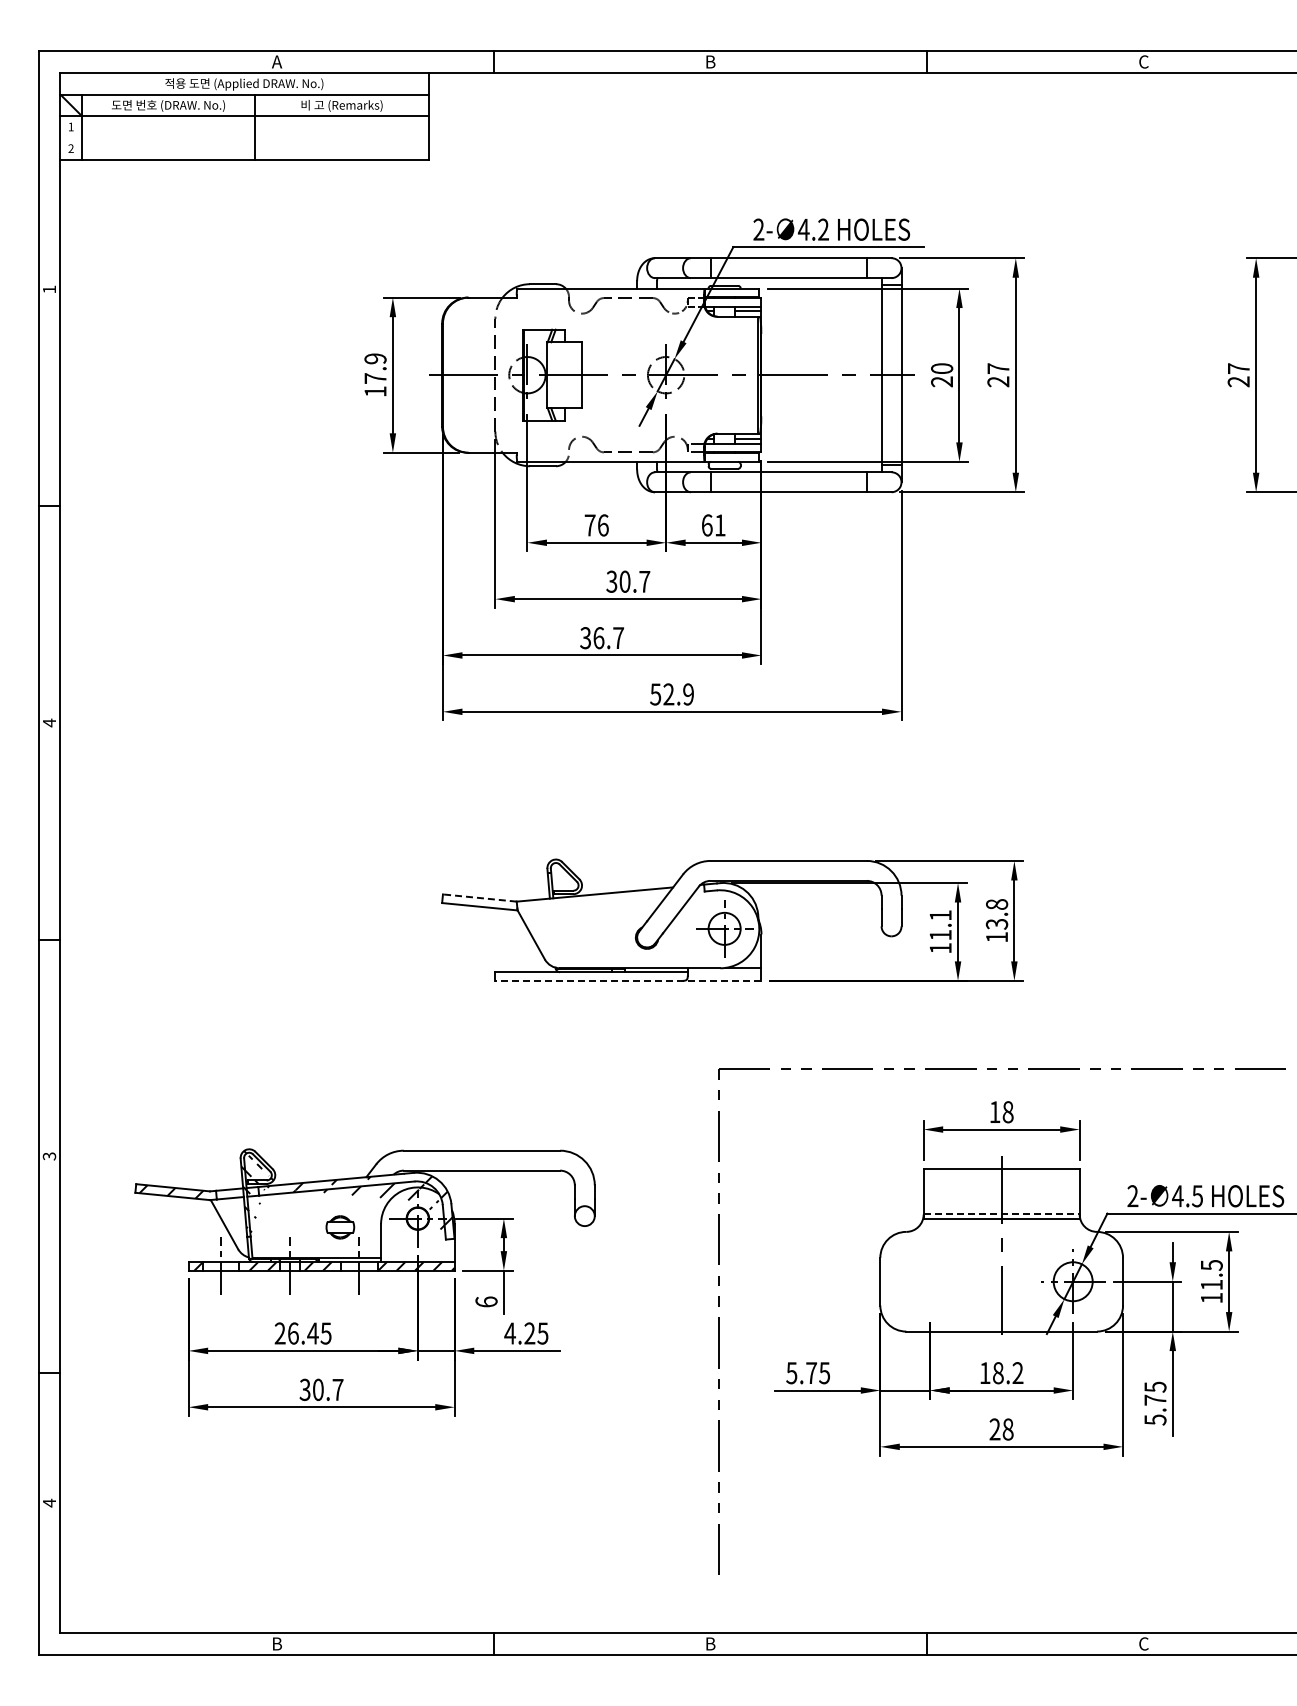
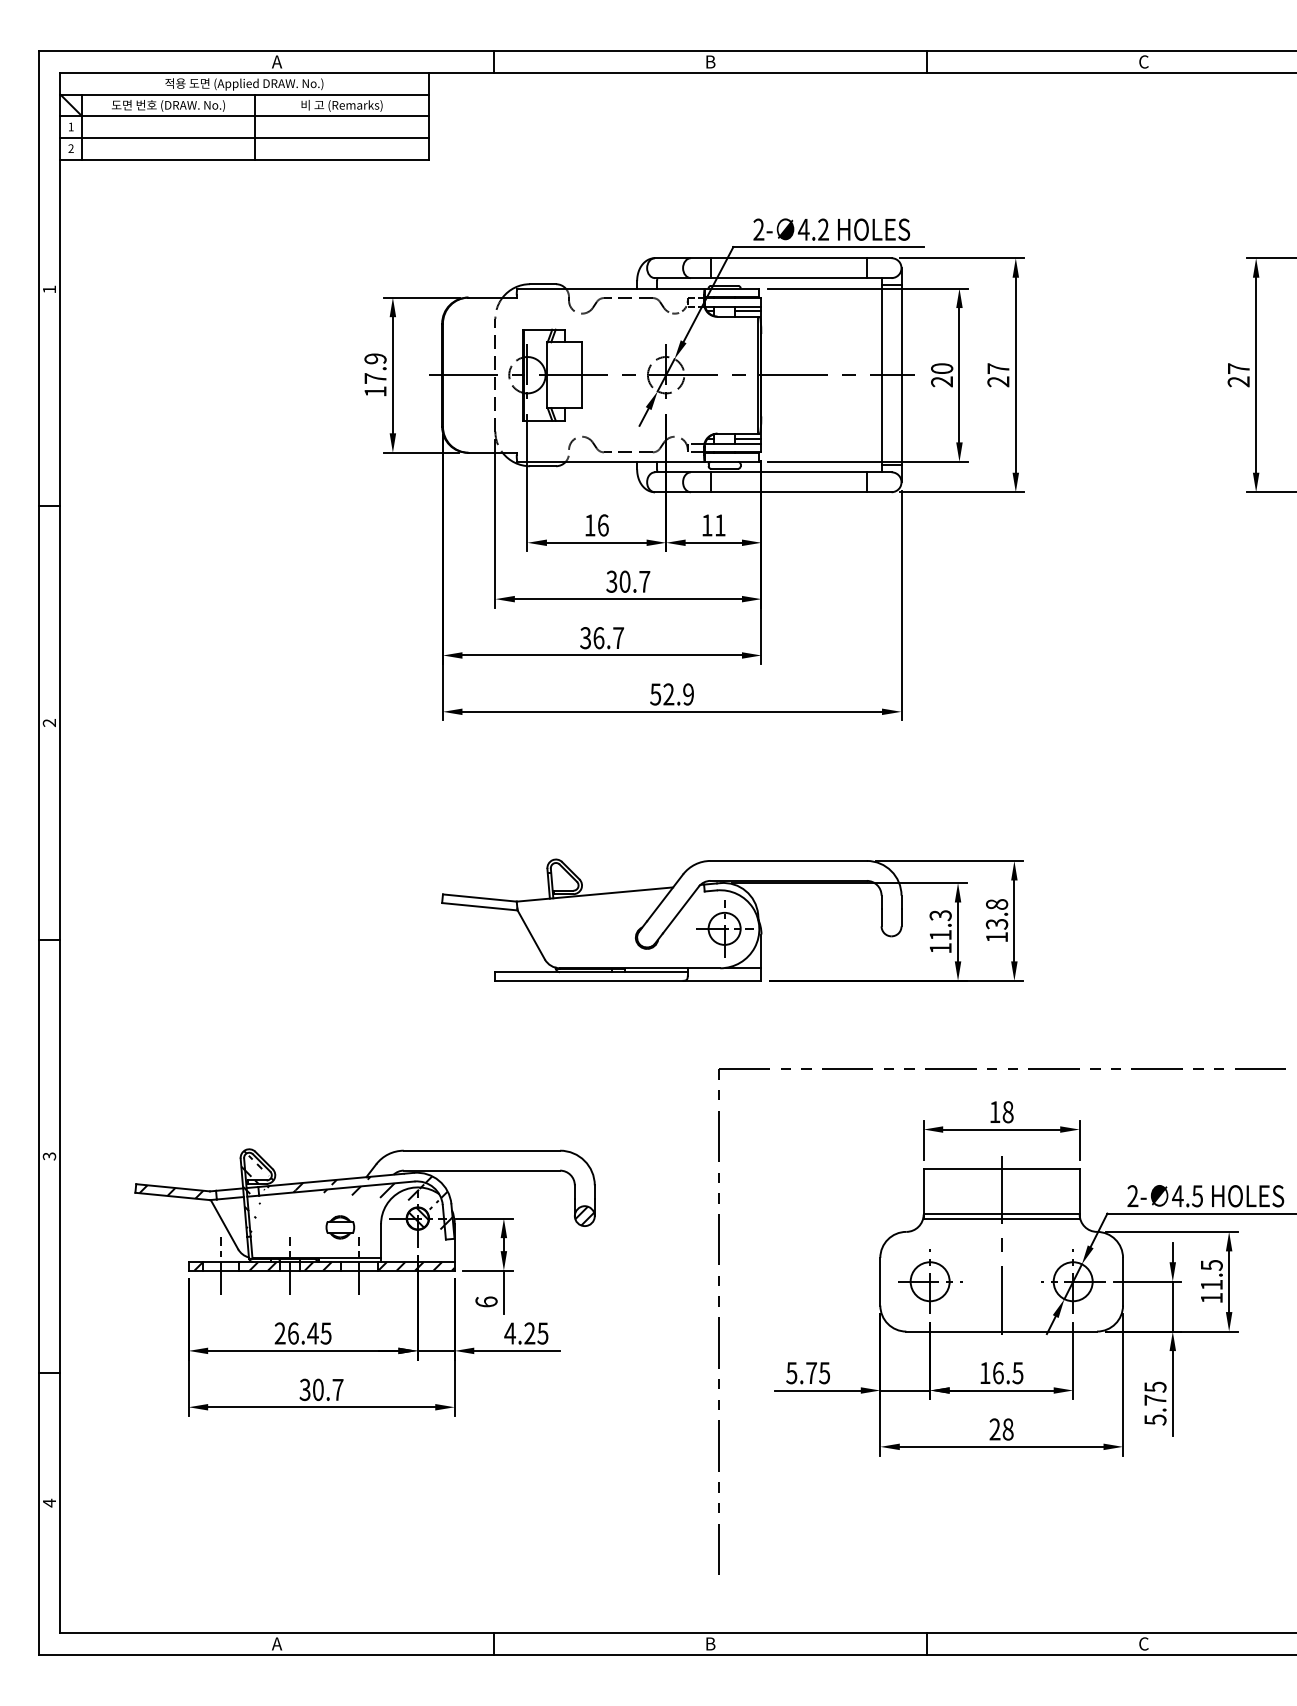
line: none -> present (244, 137)
text: 76 -> 16 (589, 525)
text: 61 -> 11 (707, 525)
text: 4 -> 2 (48, 722)
line: dashed -> solid (479, 897)
text: 11.1 -> 11.3 (940, 915)
line: dashed -> solid (627, 980)
line: dashed -> solid (1002, 1213)
hatch: none -> present (584, 1215)
hatch: none -> present (418, 1217)
part: none -> present (930, 1281)
text: 18.2 -> 16.5 (1008, 1373)
text: B -> A (277, 1643)
